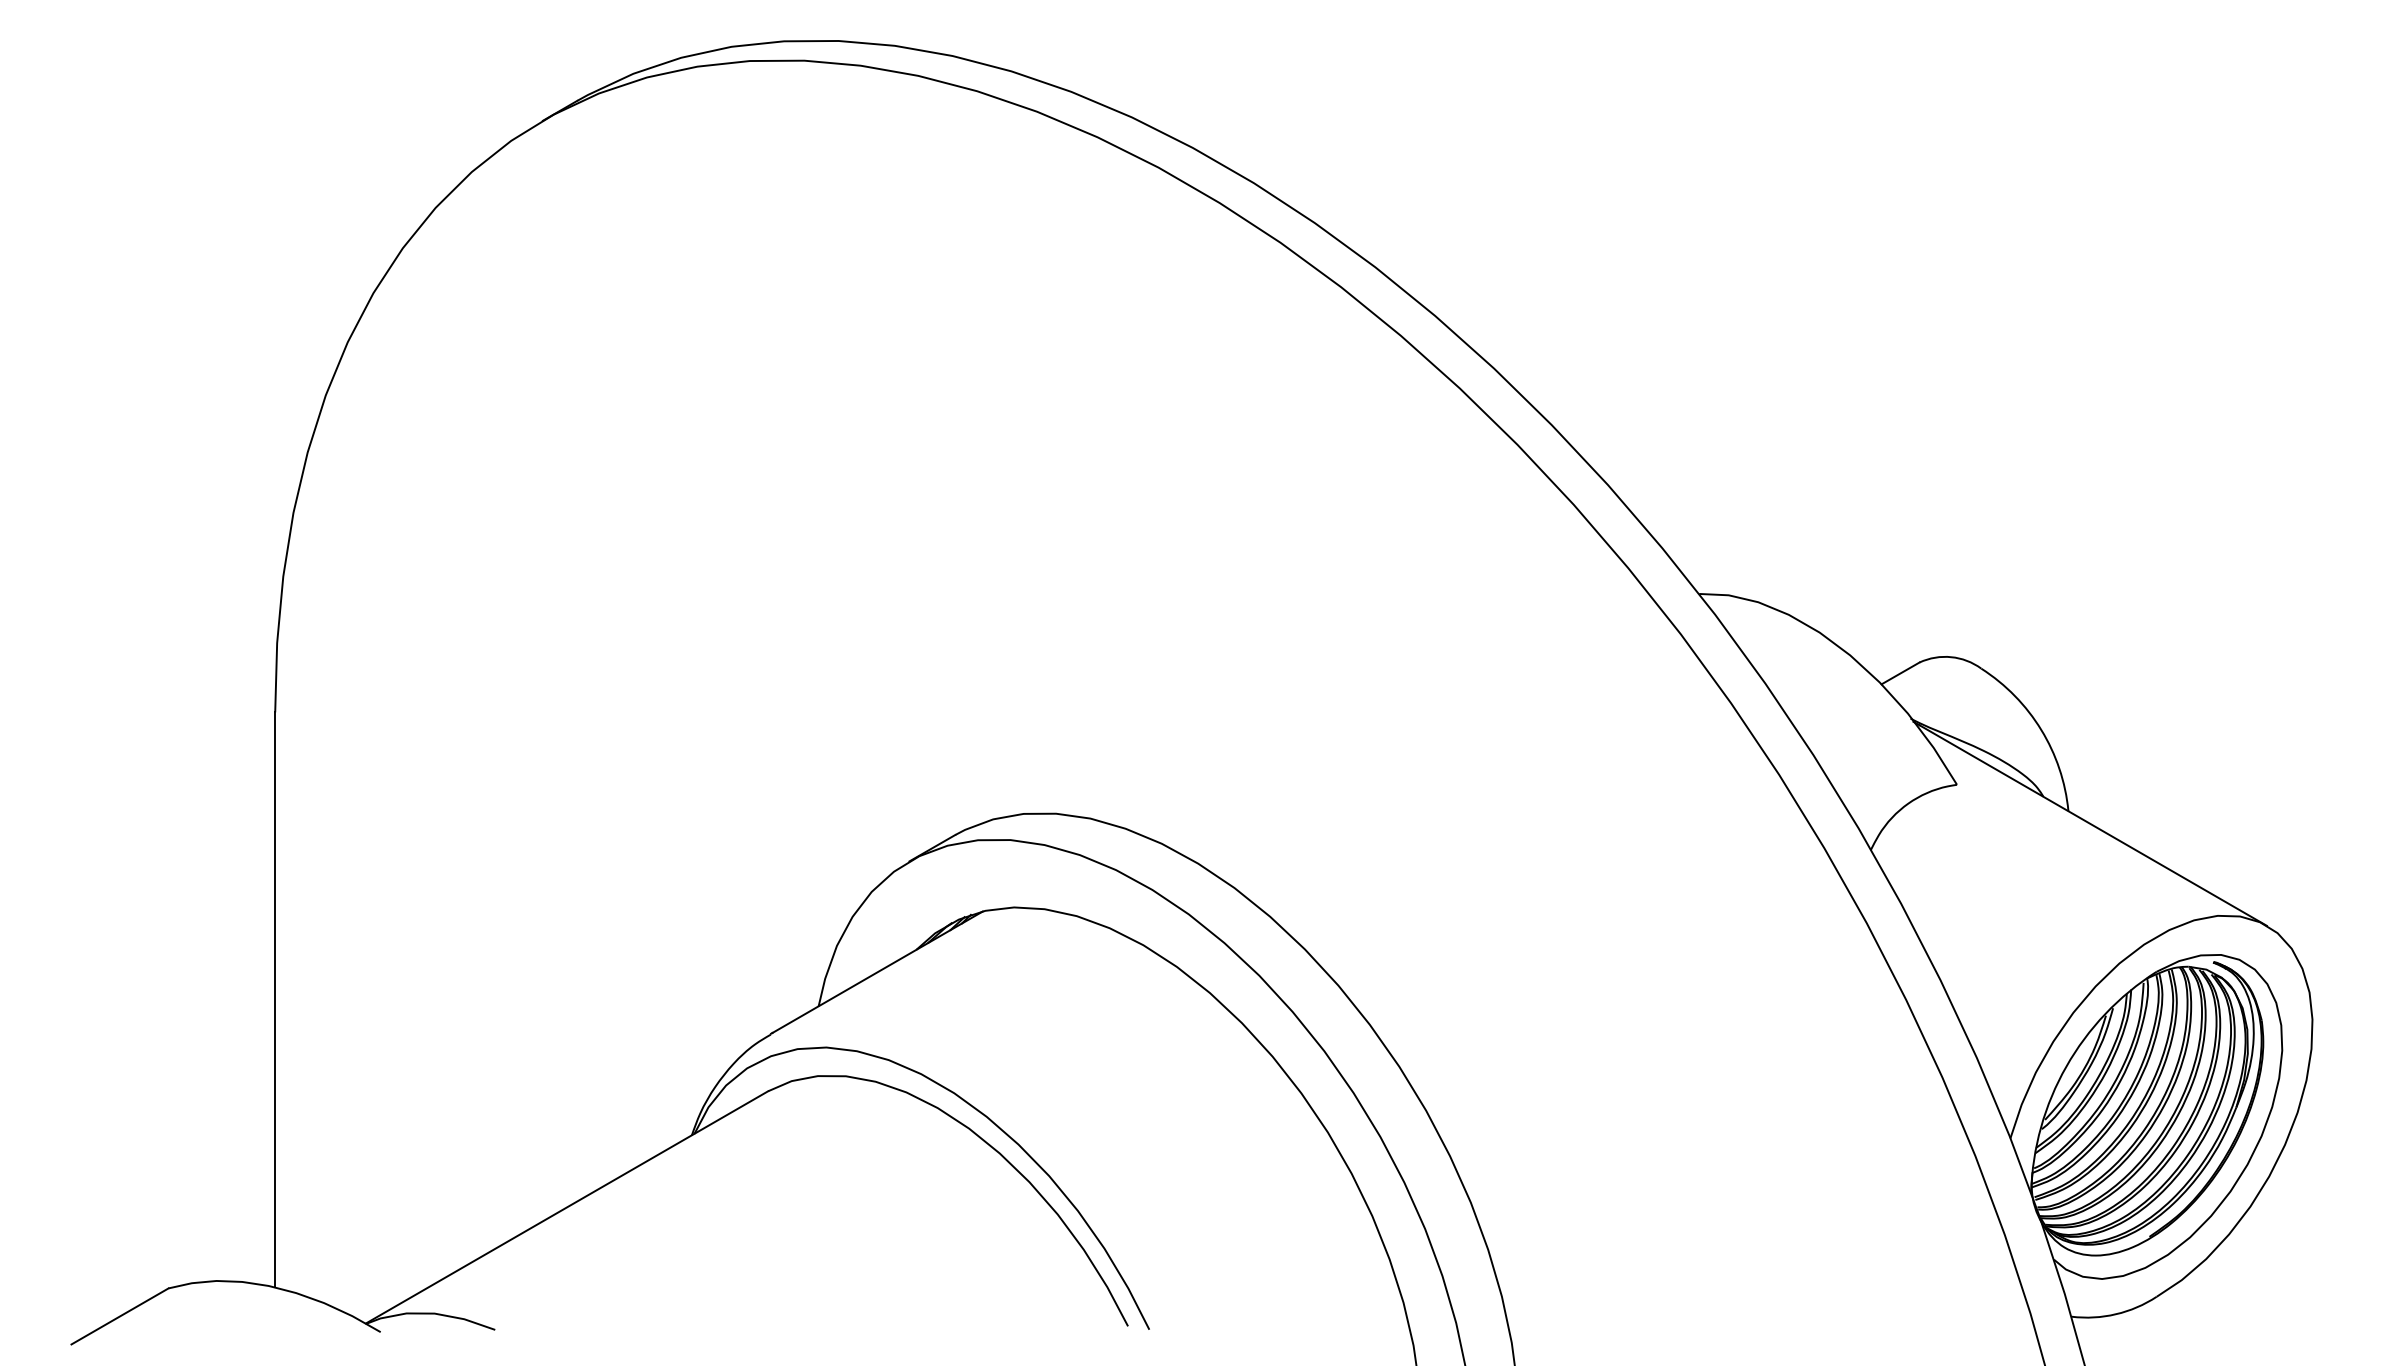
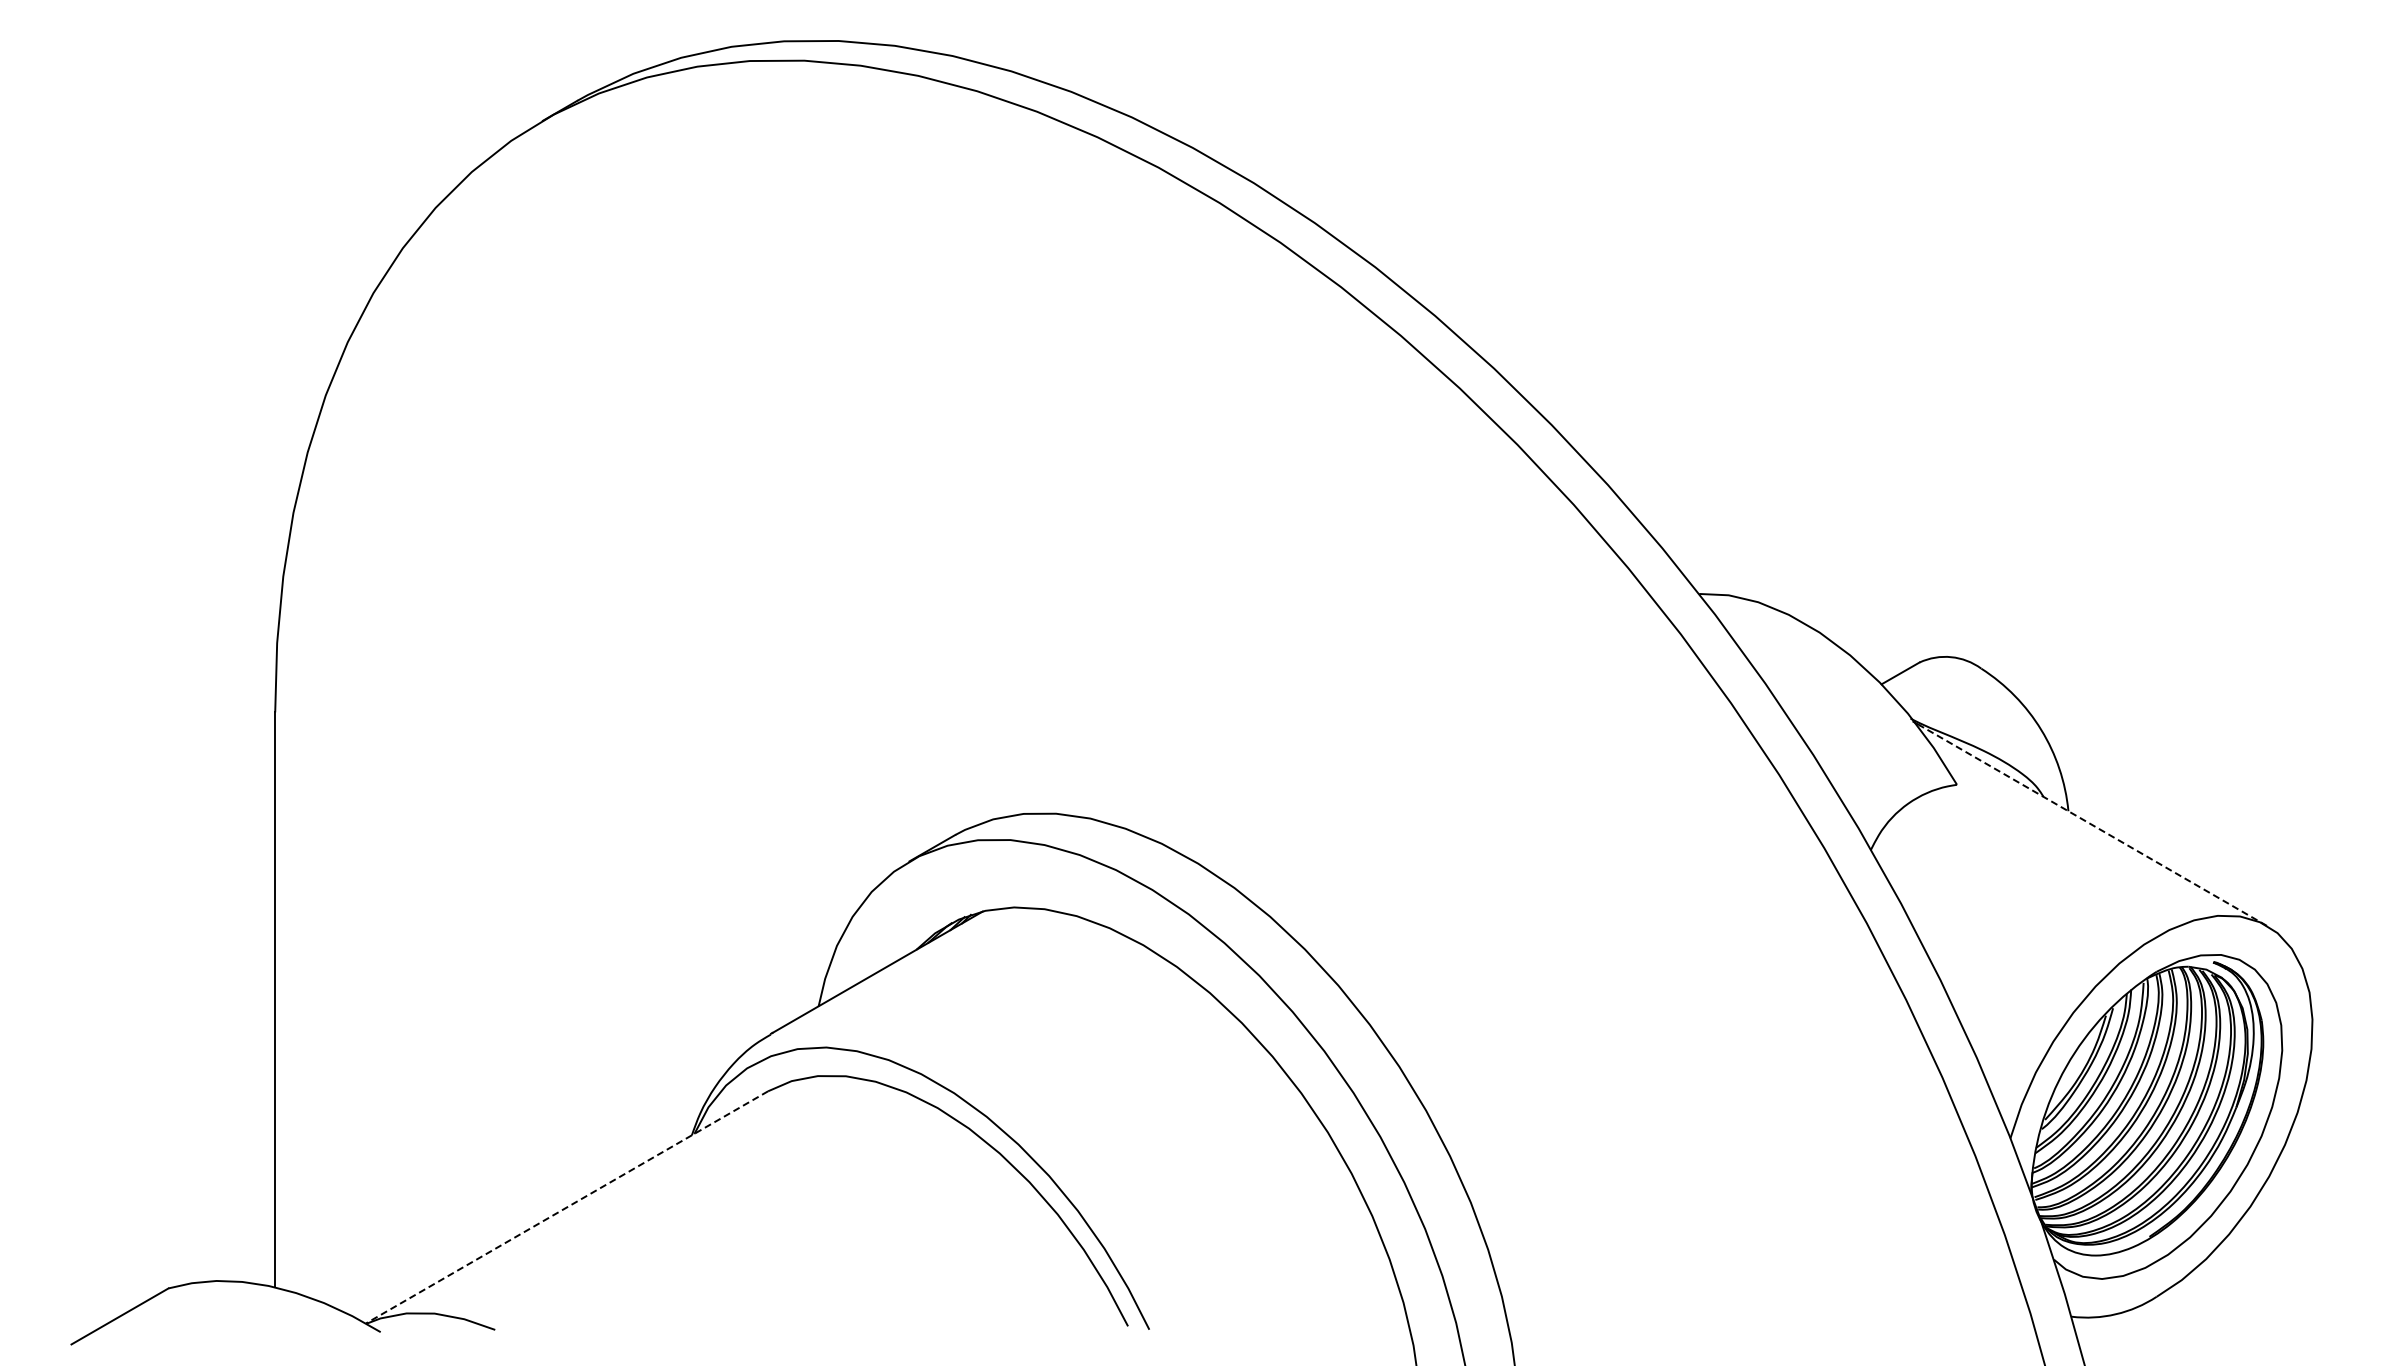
line: solid -> dashed (2092, 825)
line: solid -> dashed (566, 1207)
